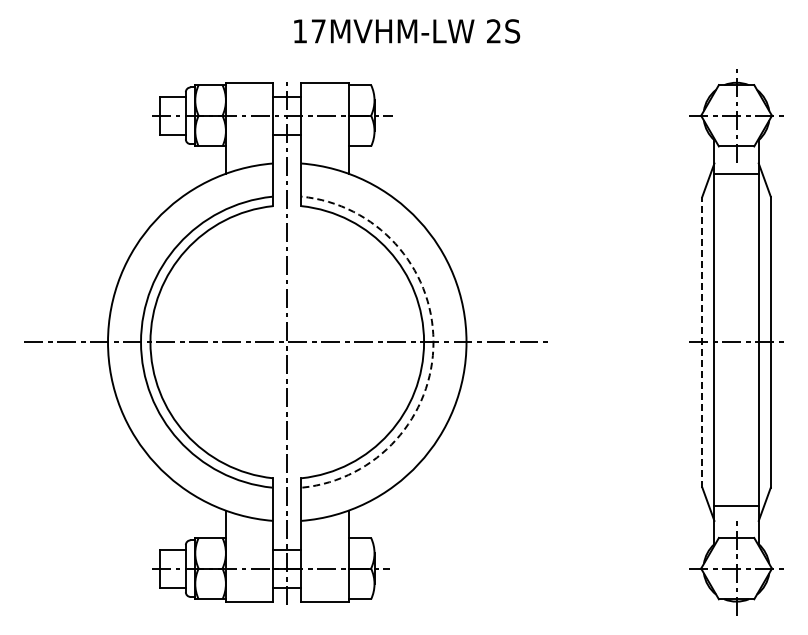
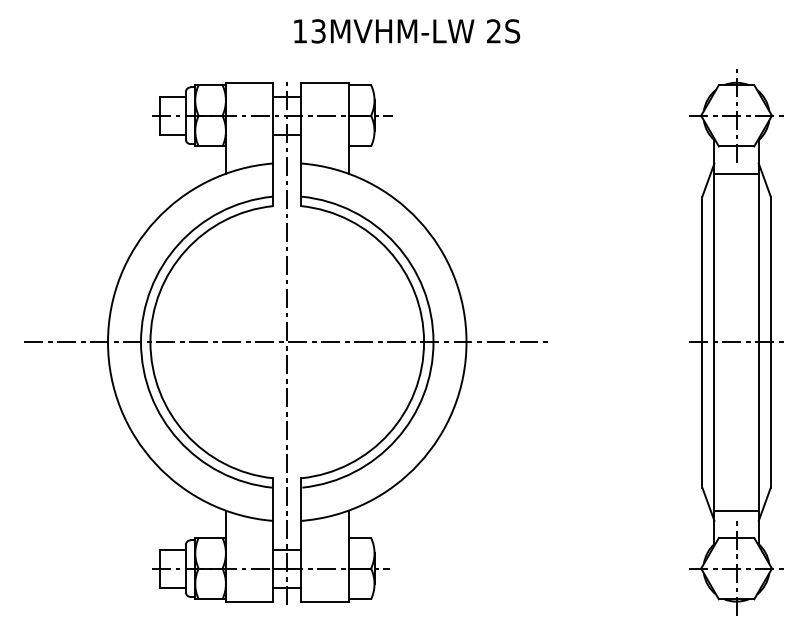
text: 17MVHM-LW -> 13MVHM-LW (318, 31)
arc: dashed -> solid (433, 341)
line: dashed -> solid (702, 342)
line position: (736, 505) -> (736, 510) (736, 510)
